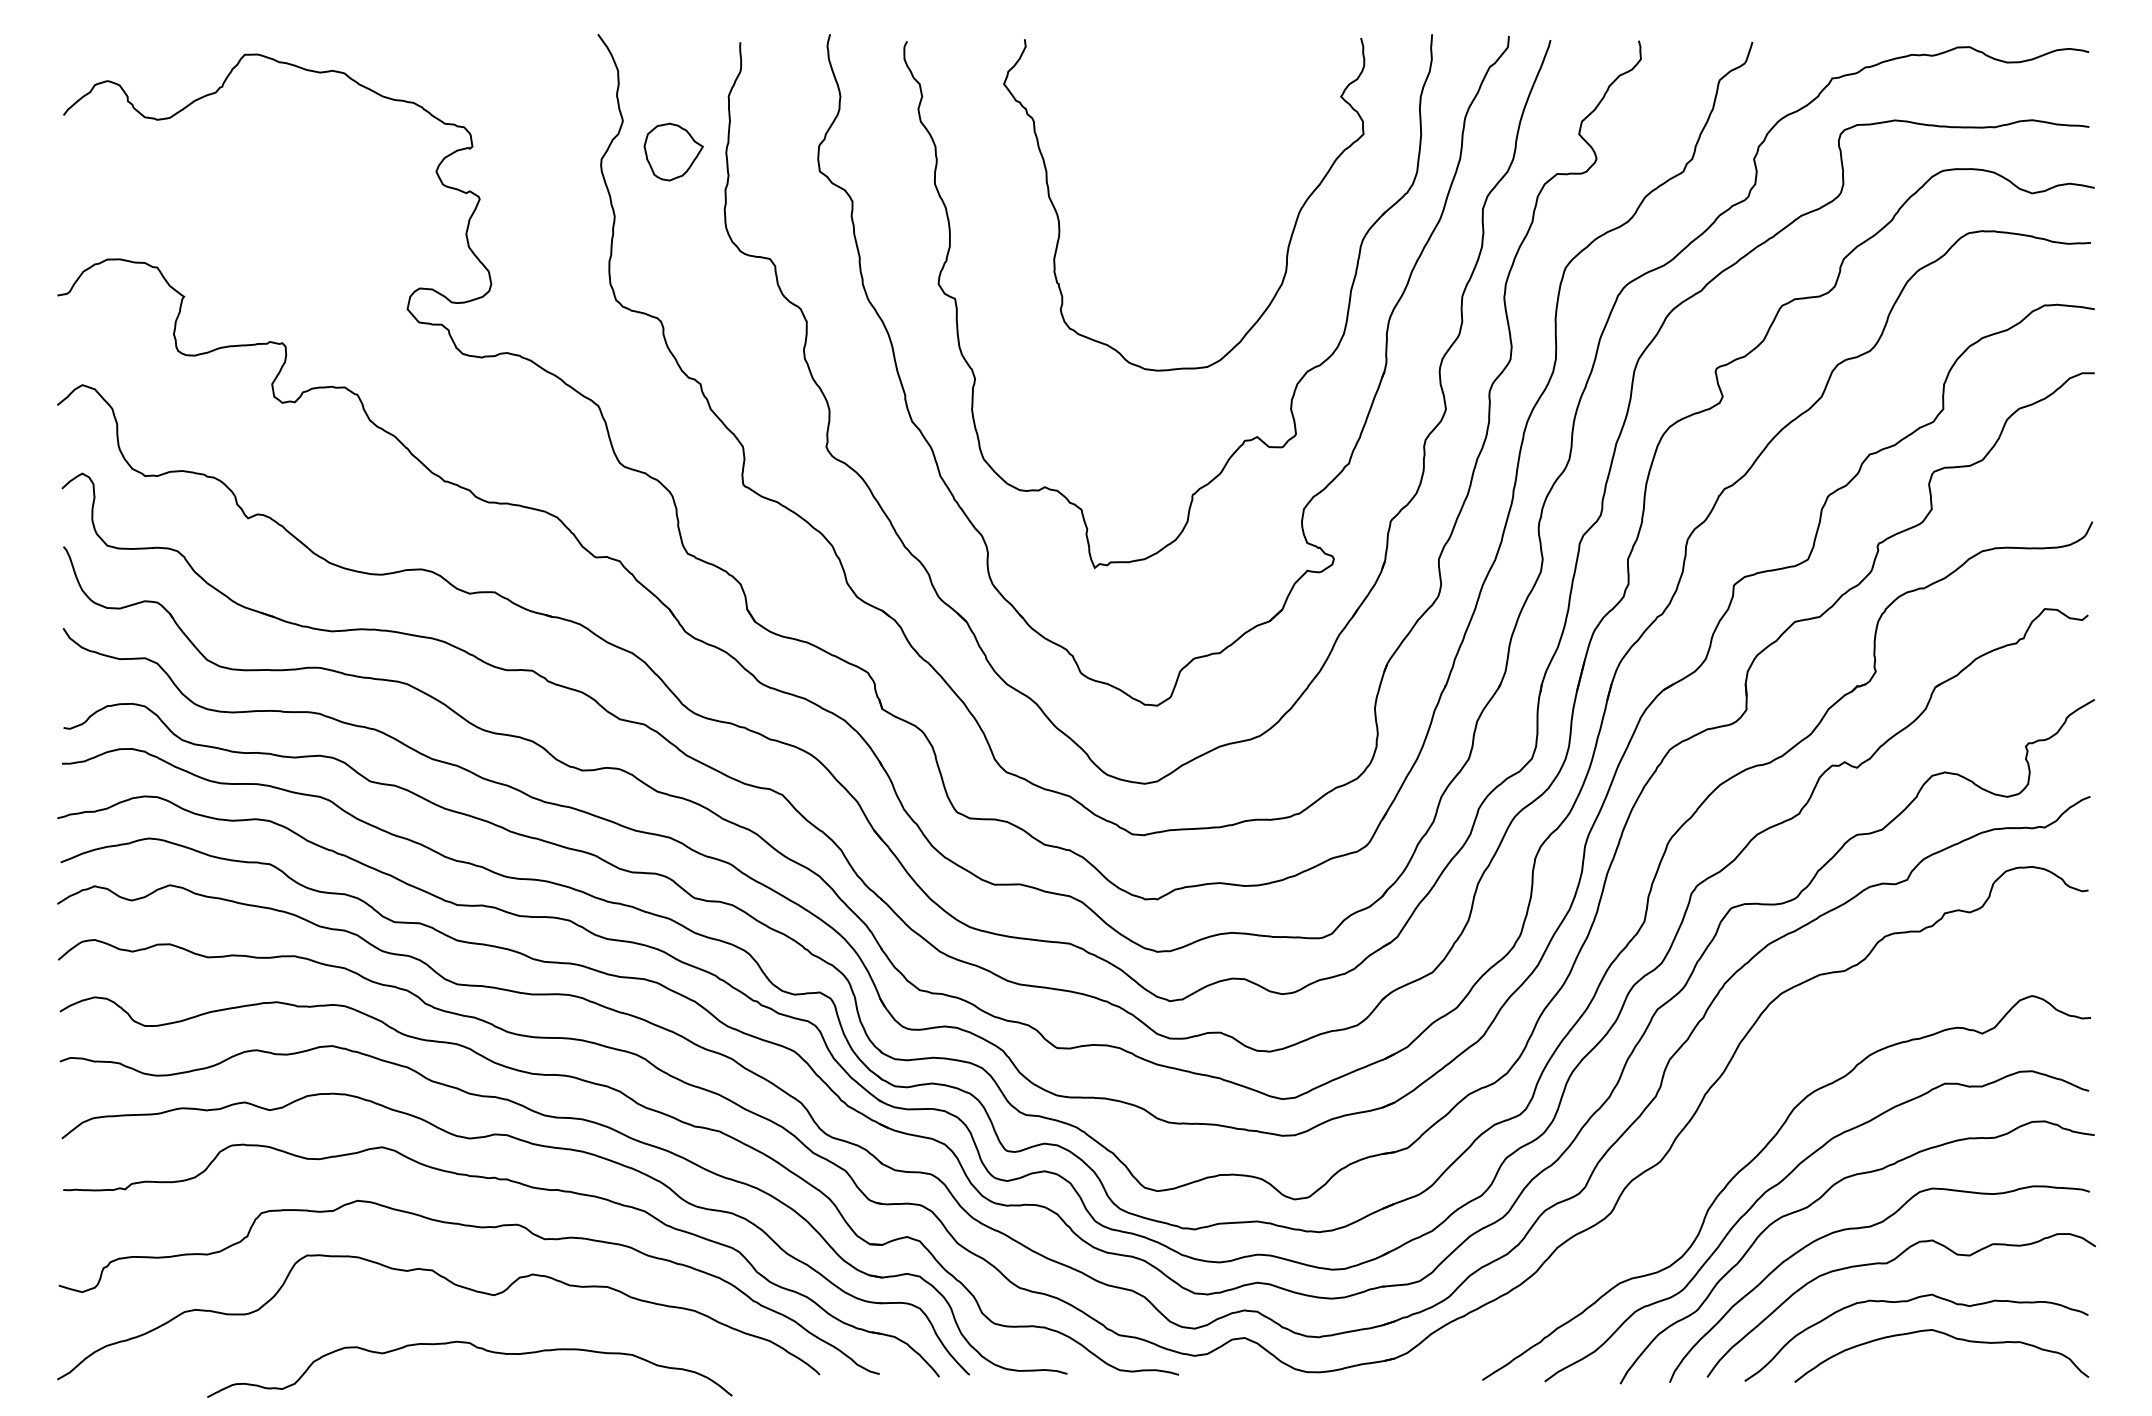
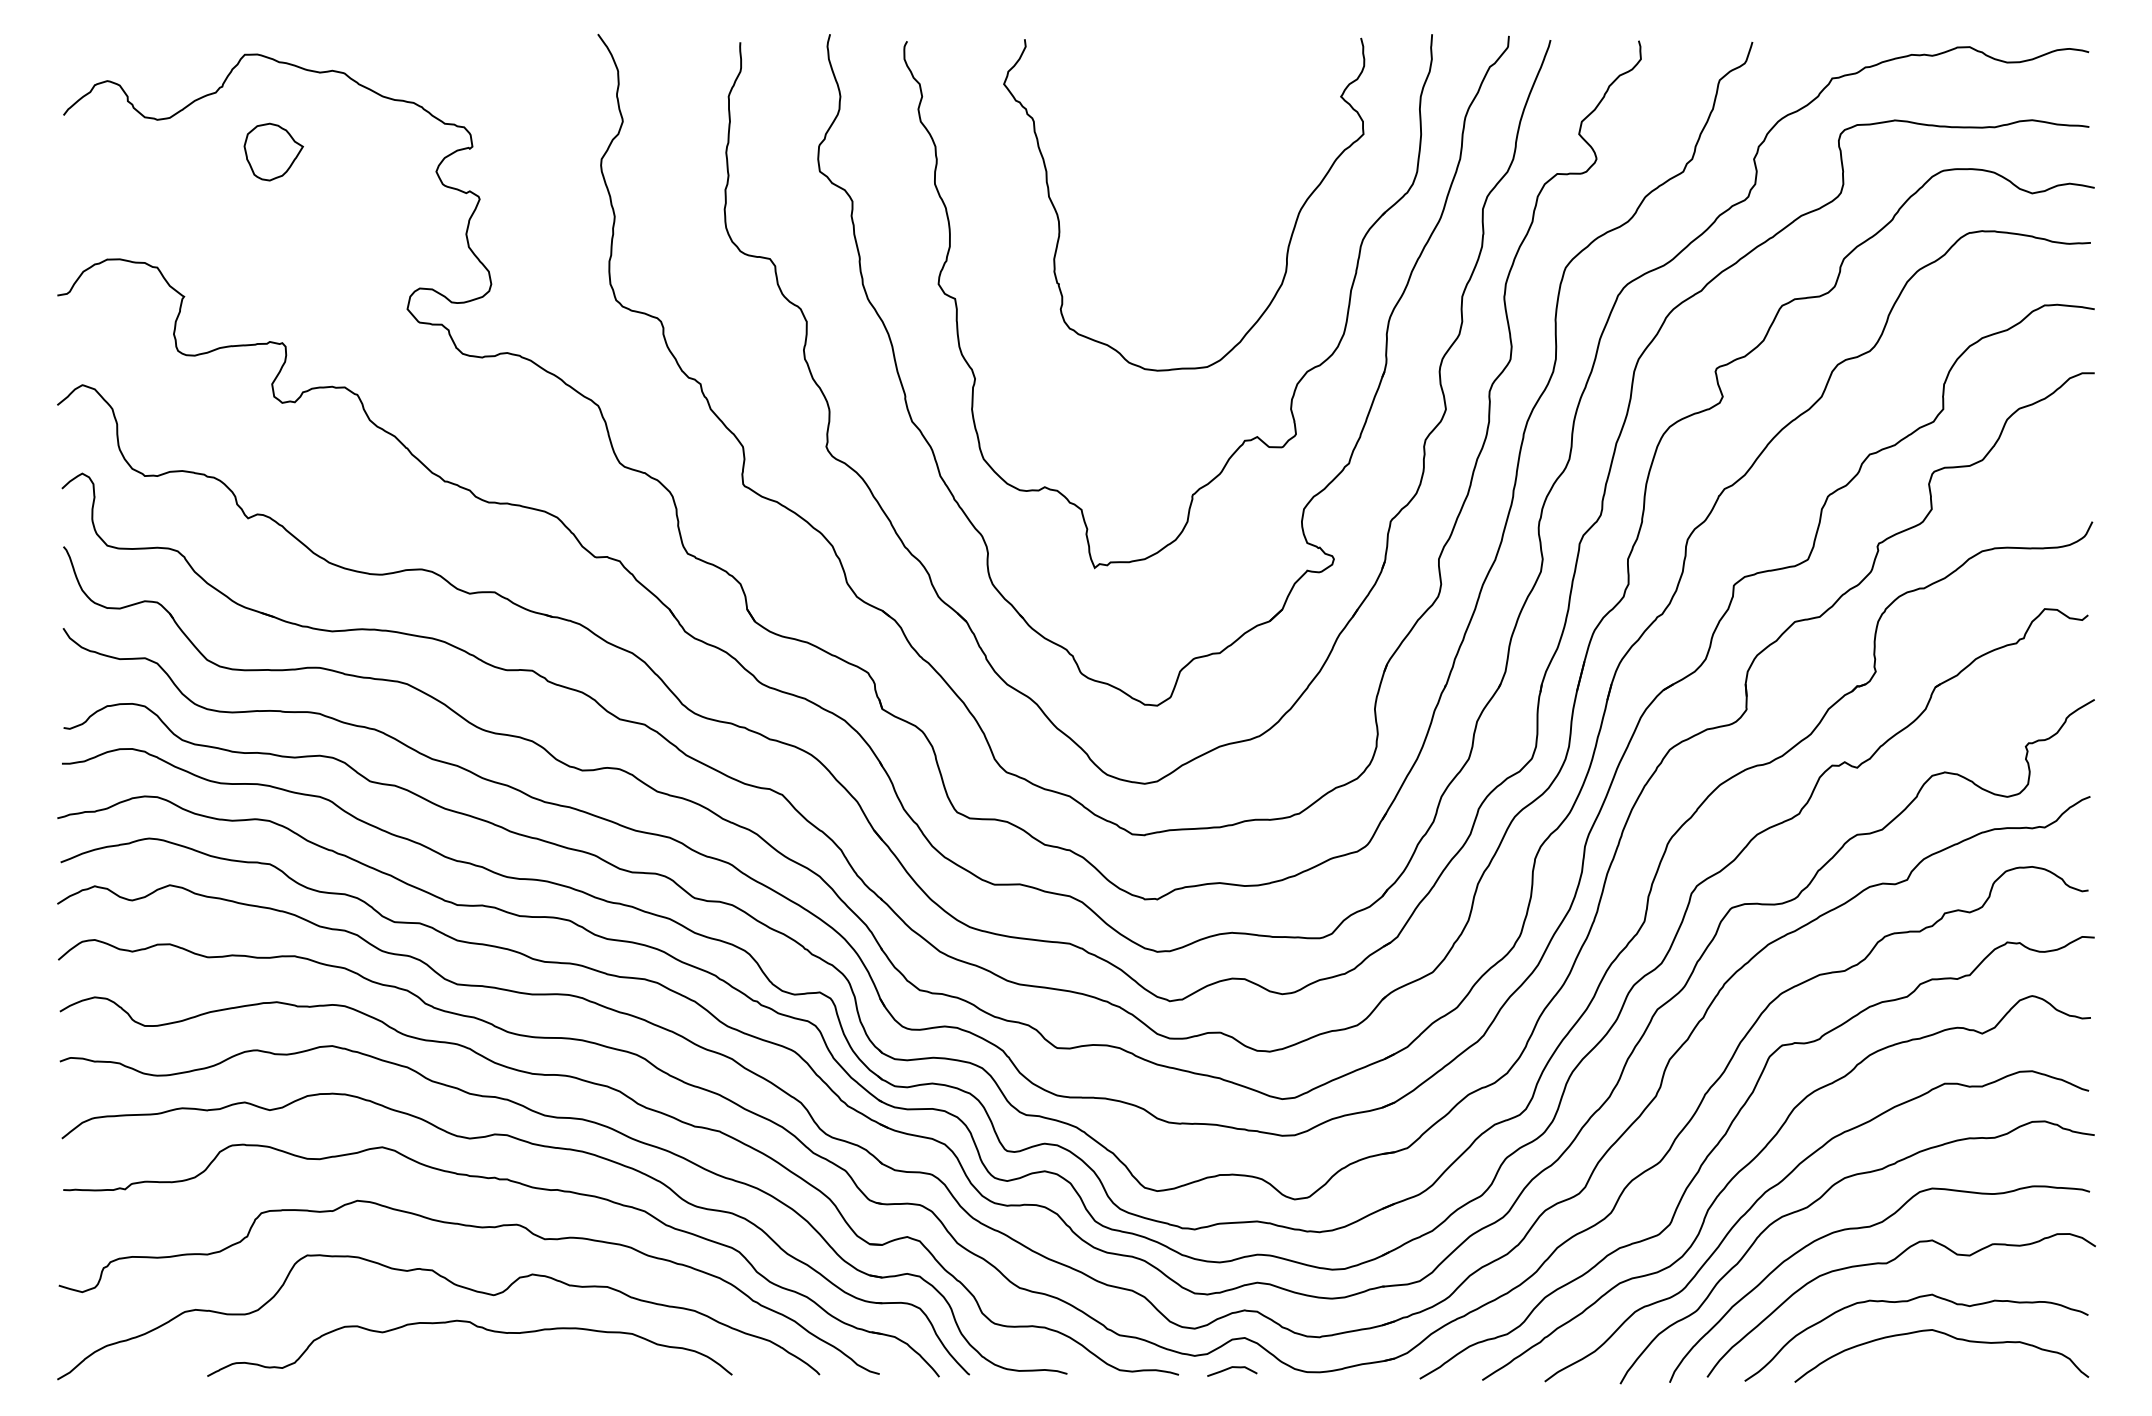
part position: (673, 151) -> (273, 151) (273, 151)
curve: none -> present (1726, 1134)
curve position: (476, 1348) -> (476, 1327) (476, 1327)
curve: none -> present (1231, 1368)
